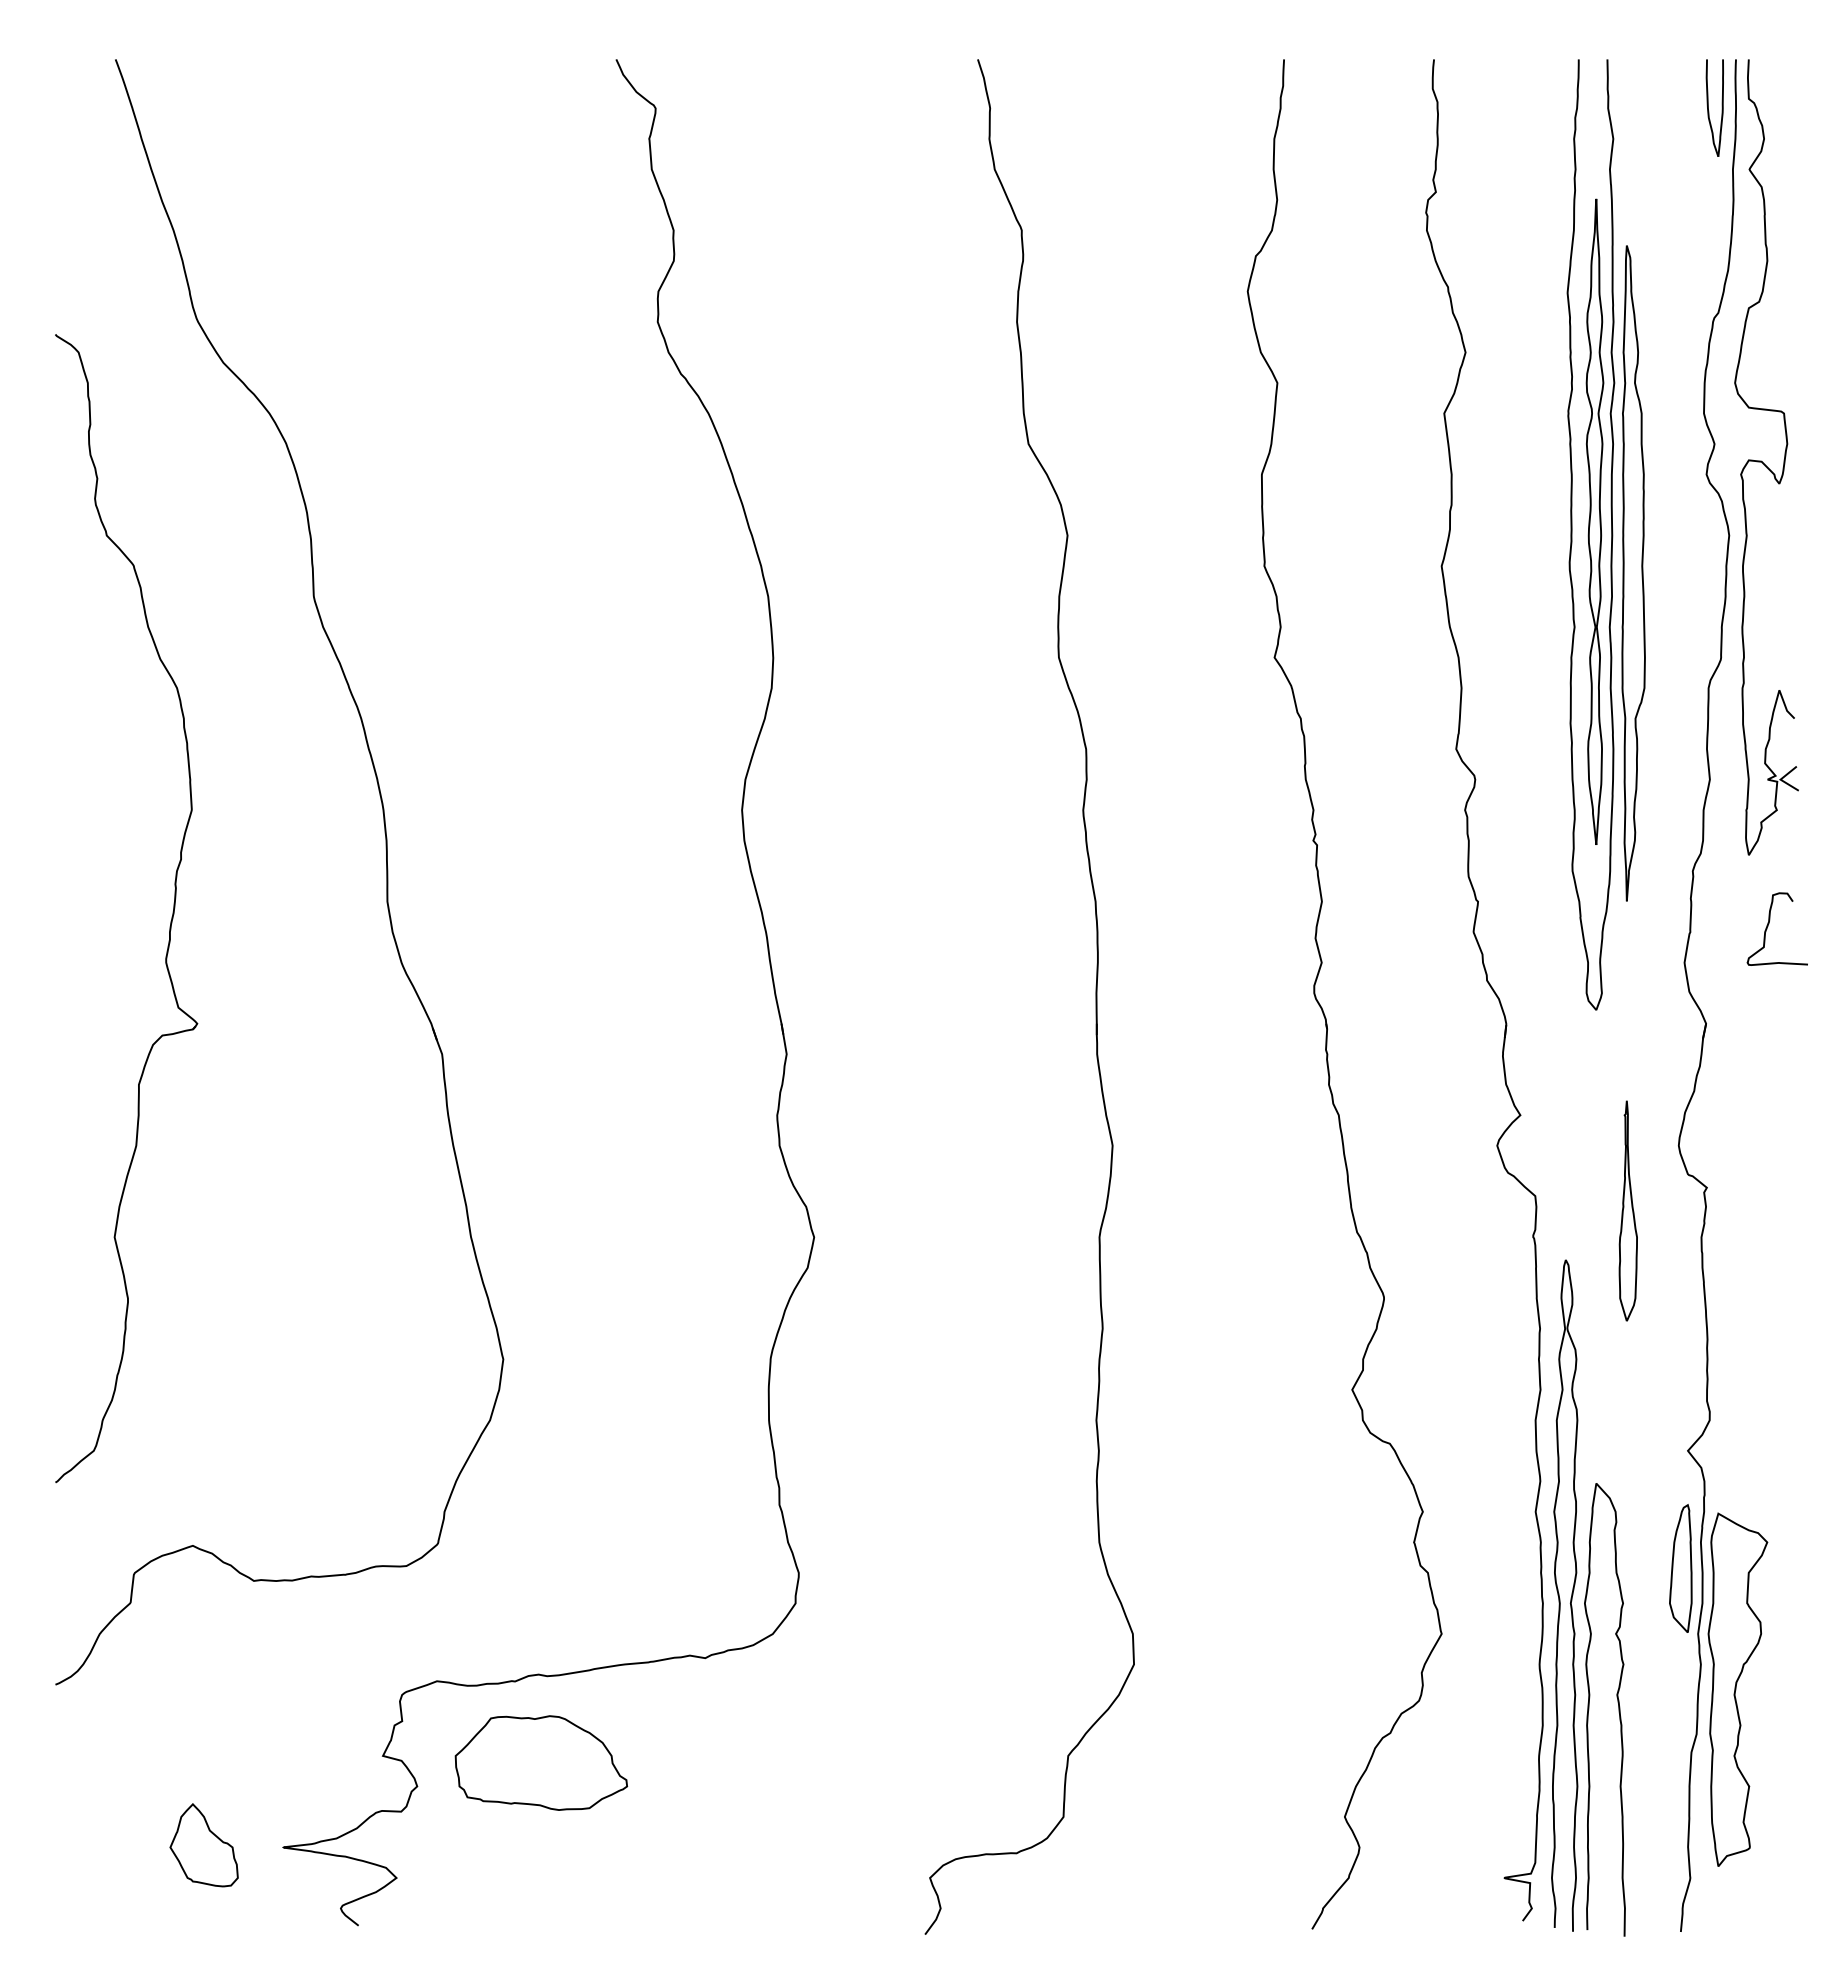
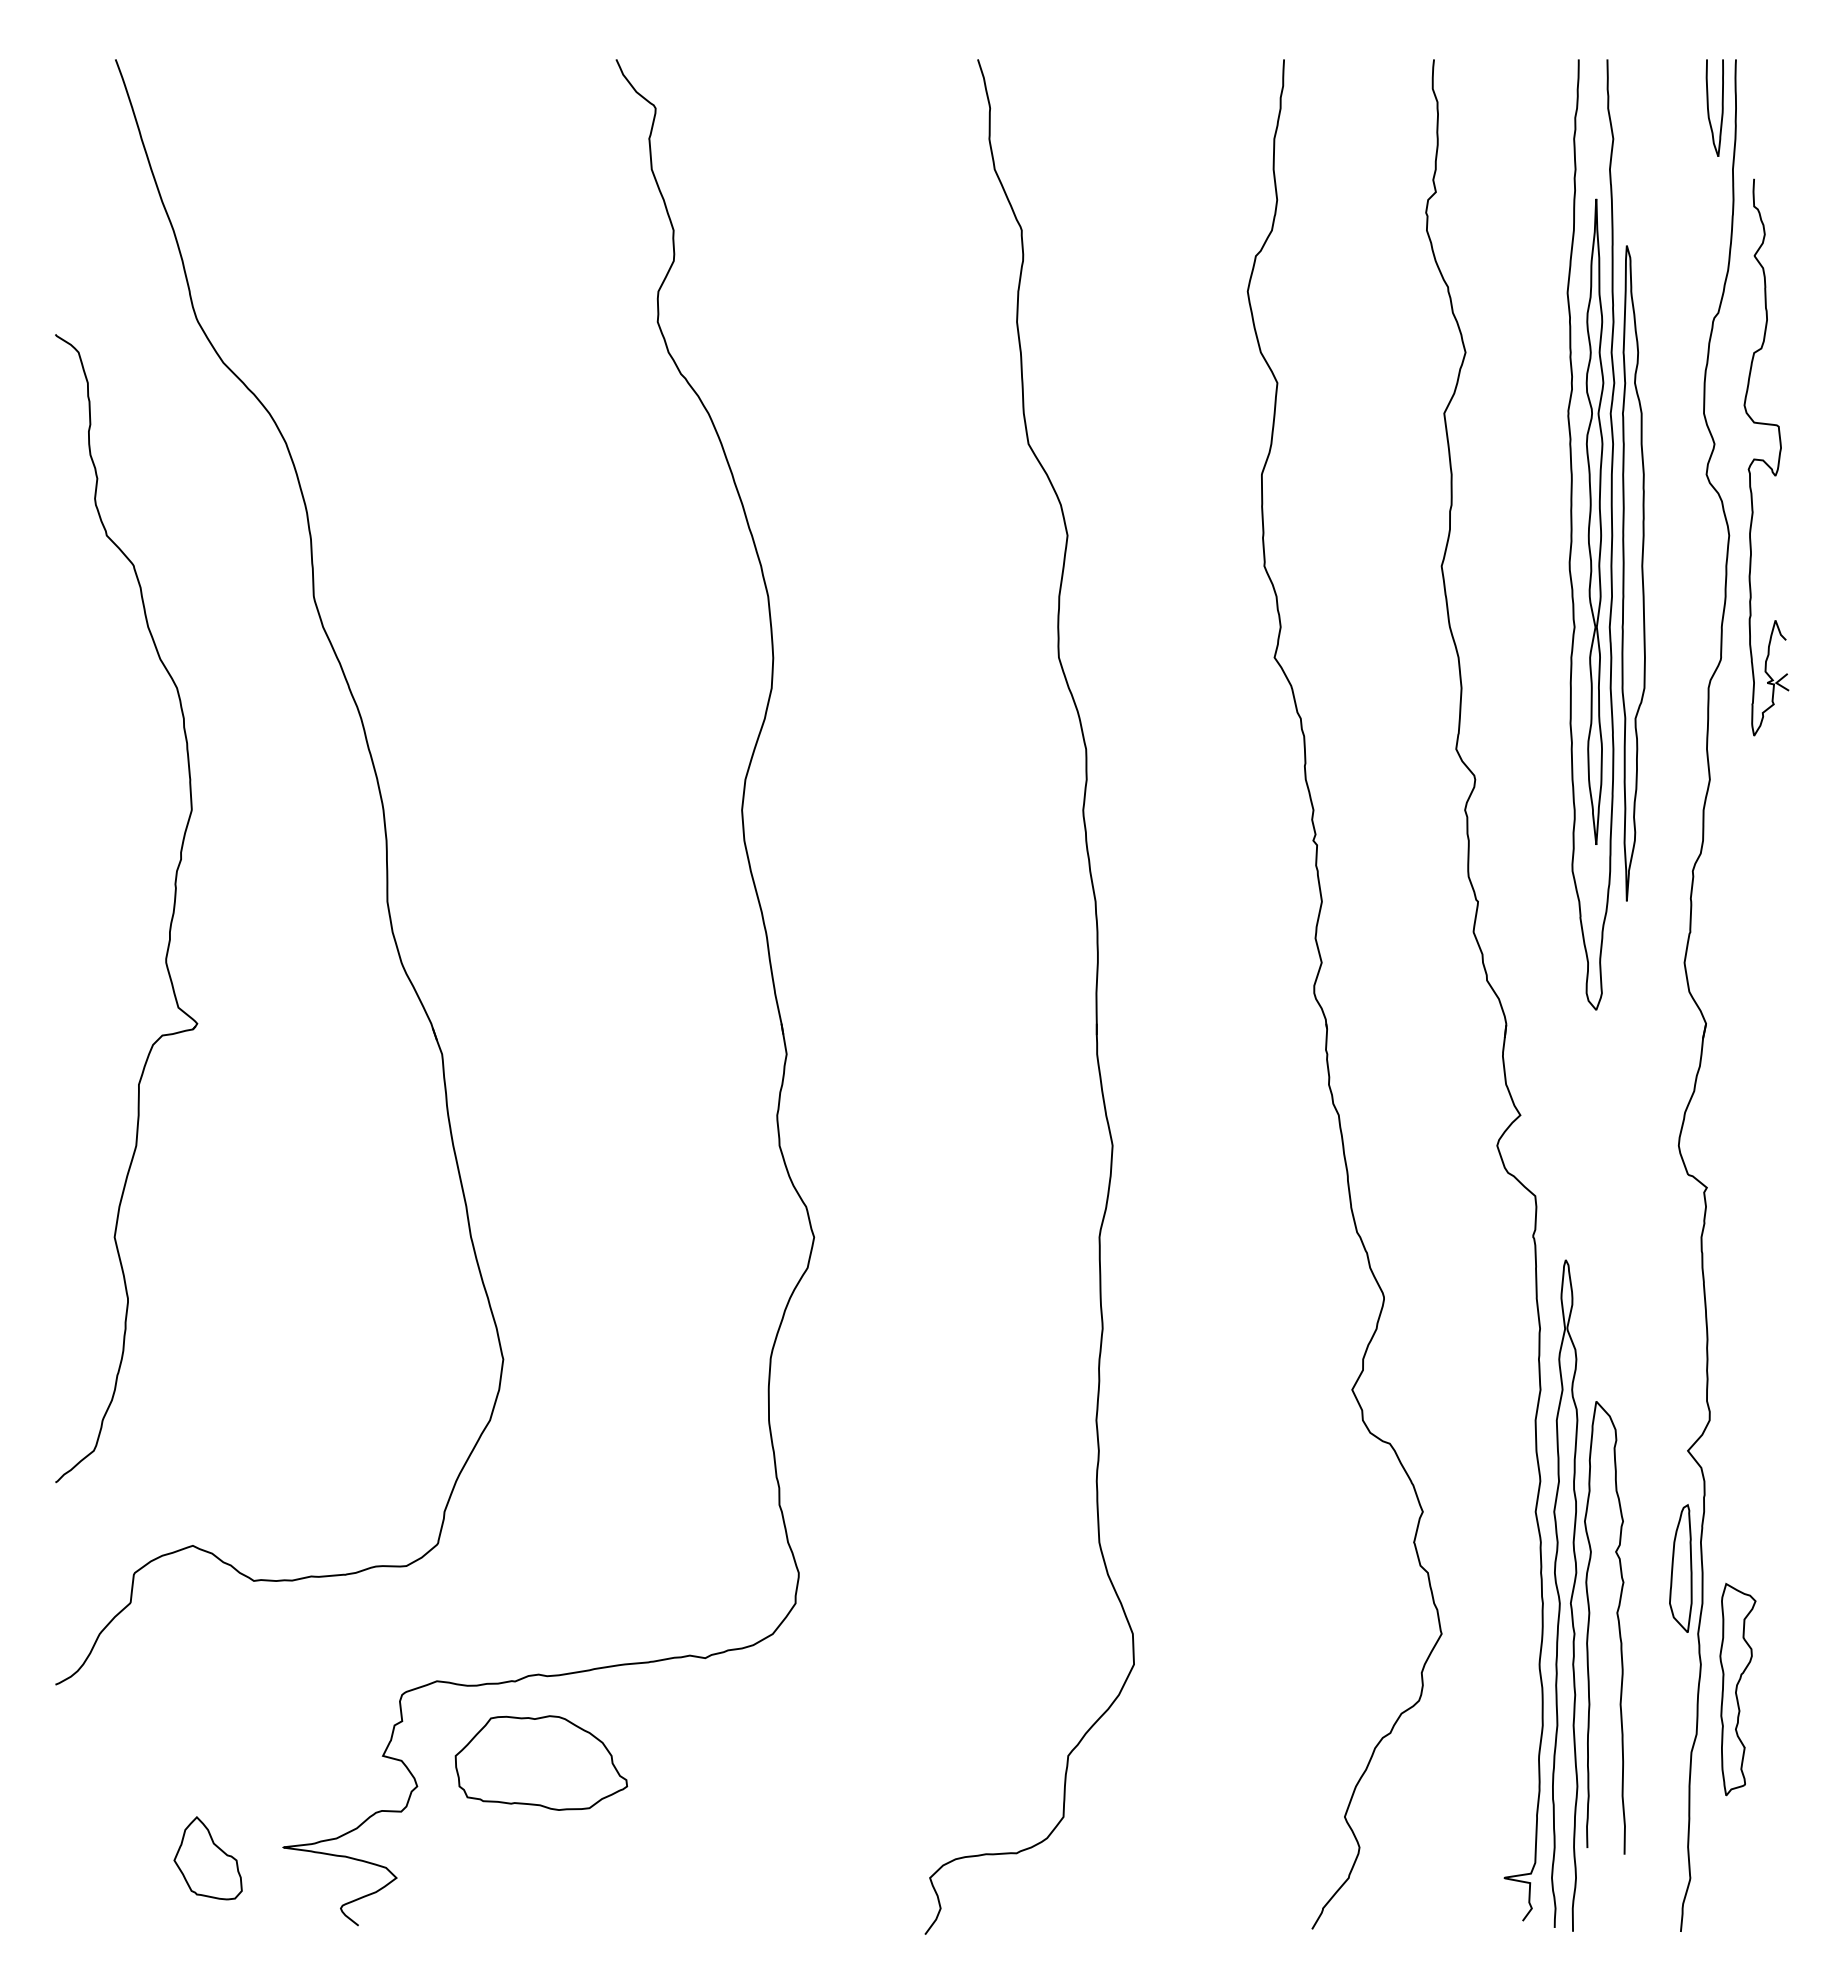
part size: 65x797 px -> 47x559 px (1766, 457)
curve: present -> none (1768, 926)
part: present -> none (1627, 1210)
part size: 62x355 px -> 38x215 px (1737, 1689)
curve position: (1618, 1709) -> (1618, 1627) (1618, 1627)
part position: (203, 1845) -> (207, 1858) (207, 1858)
